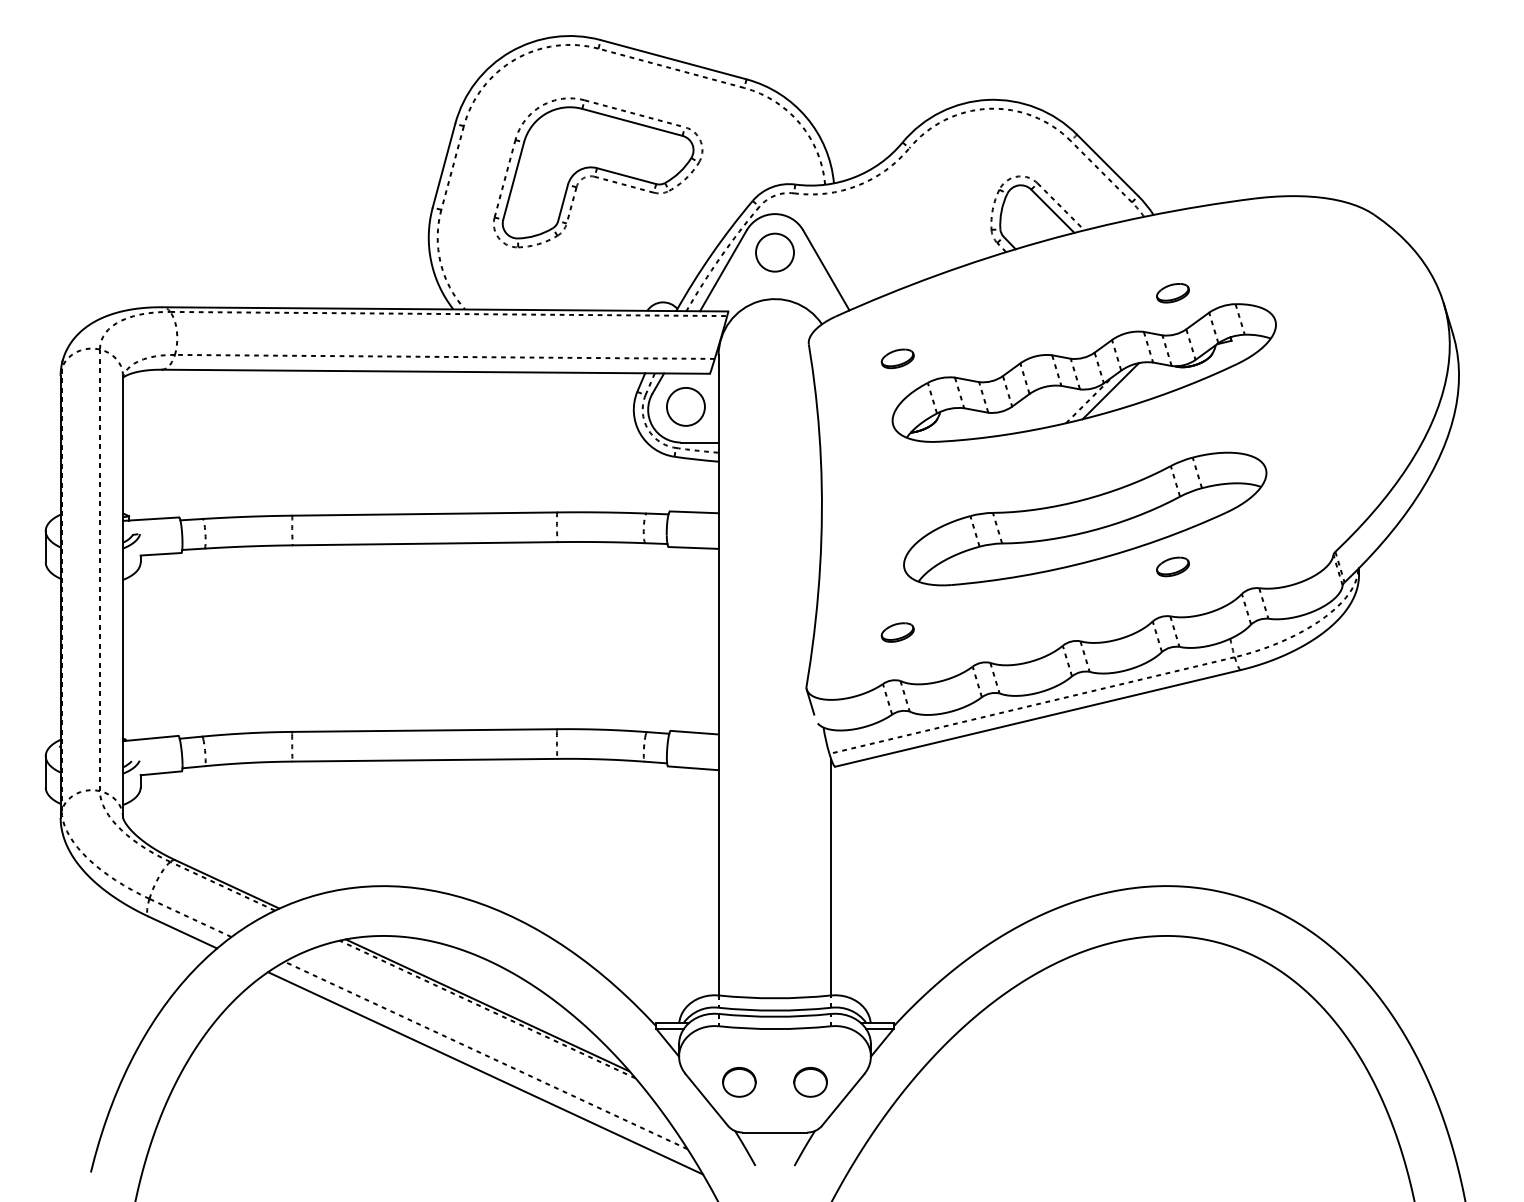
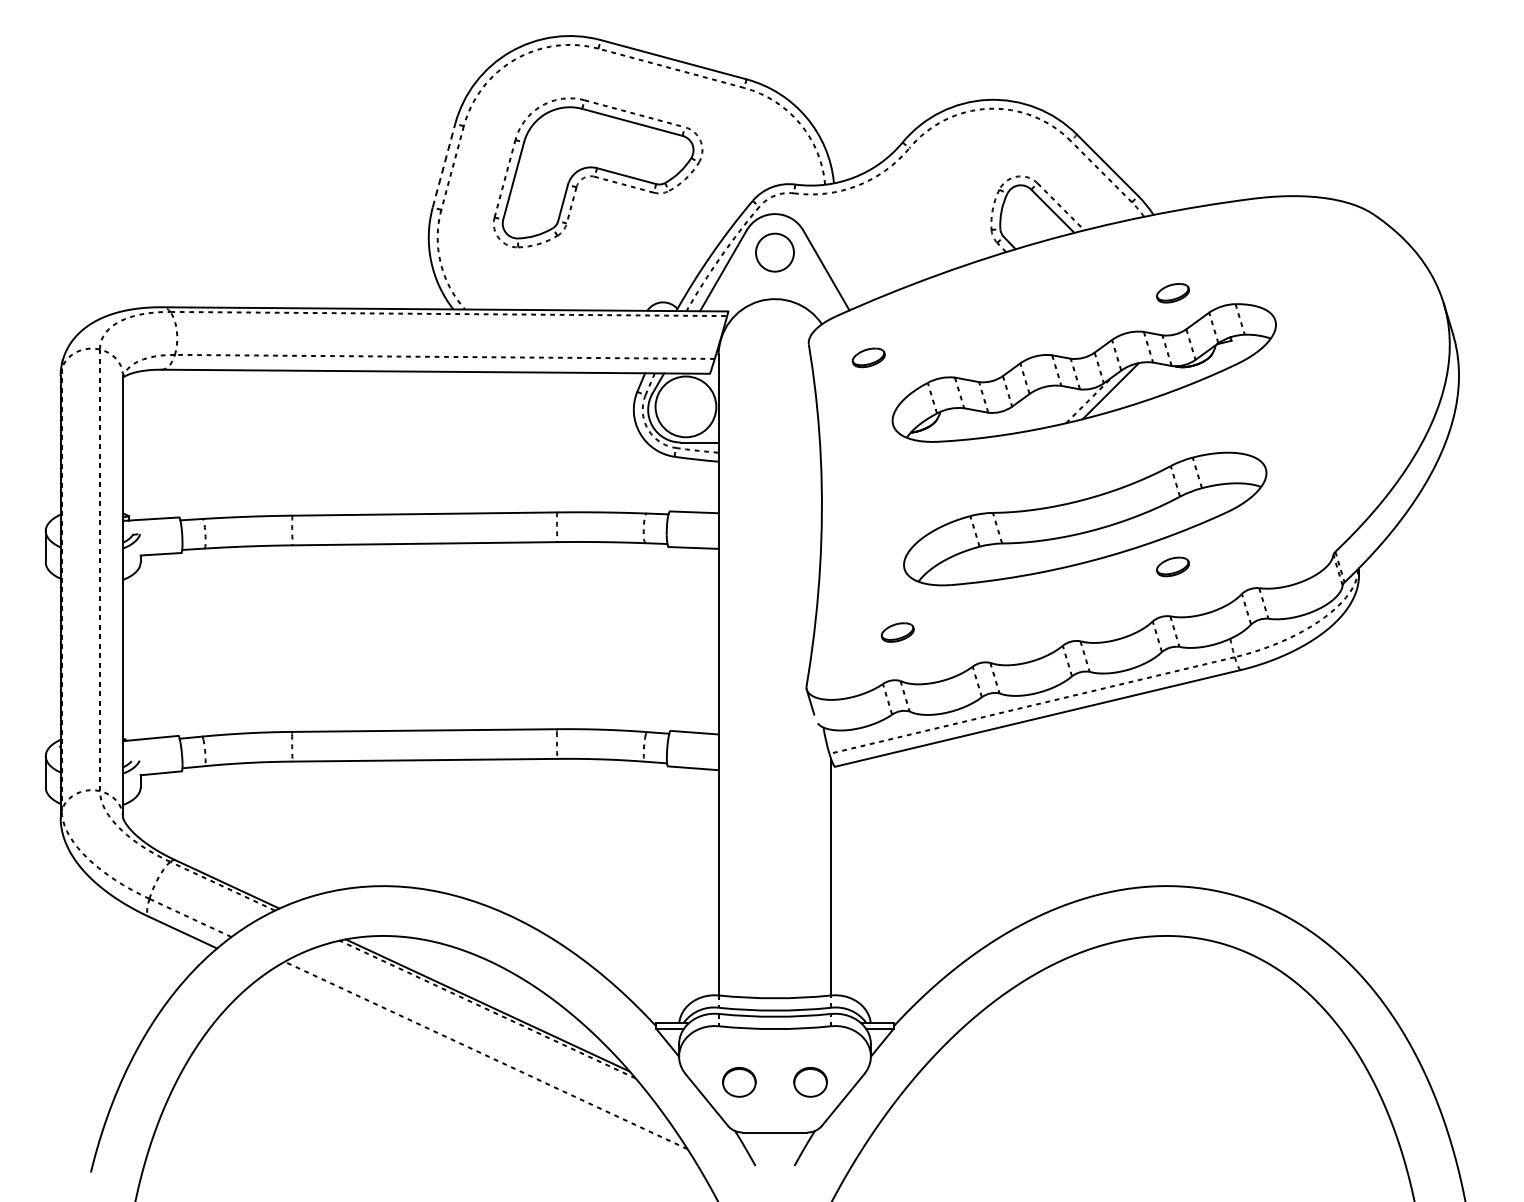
line: solid -> dashed (444, 165)
part position: (897, 358) -> (868, 357) (868, 357)
circle diameter: 38 px -> 61 px (685, 406)
line: present -> none (485, 1073)
